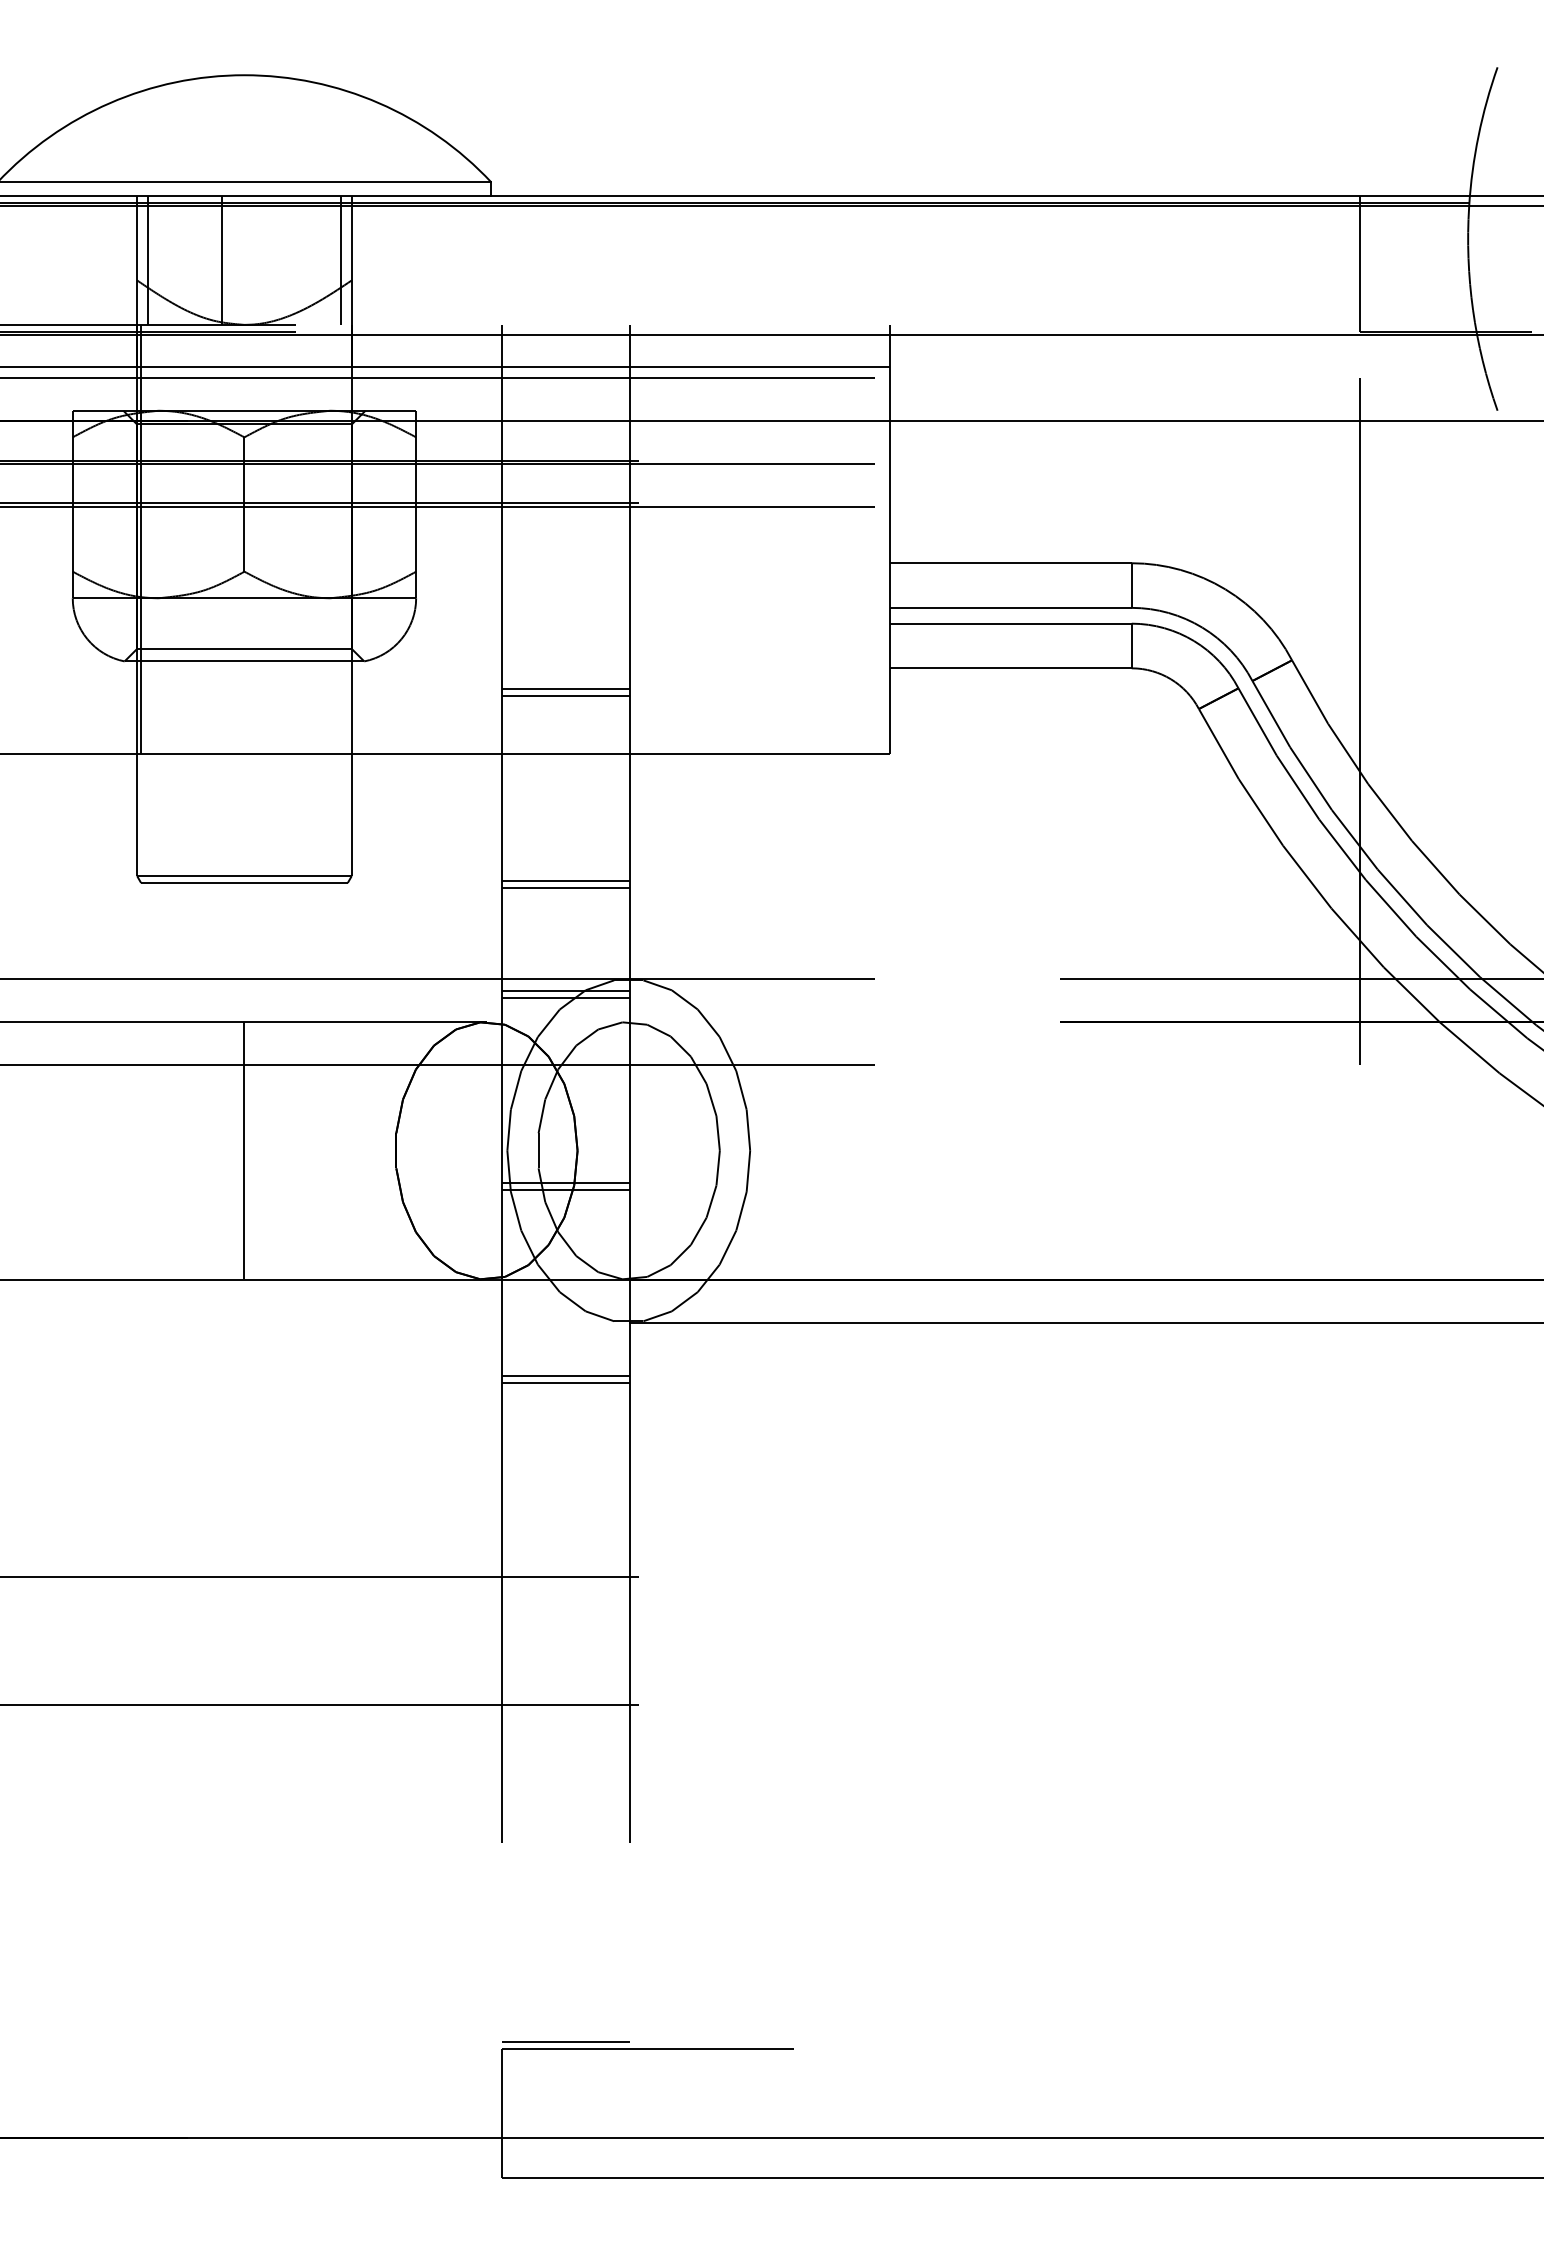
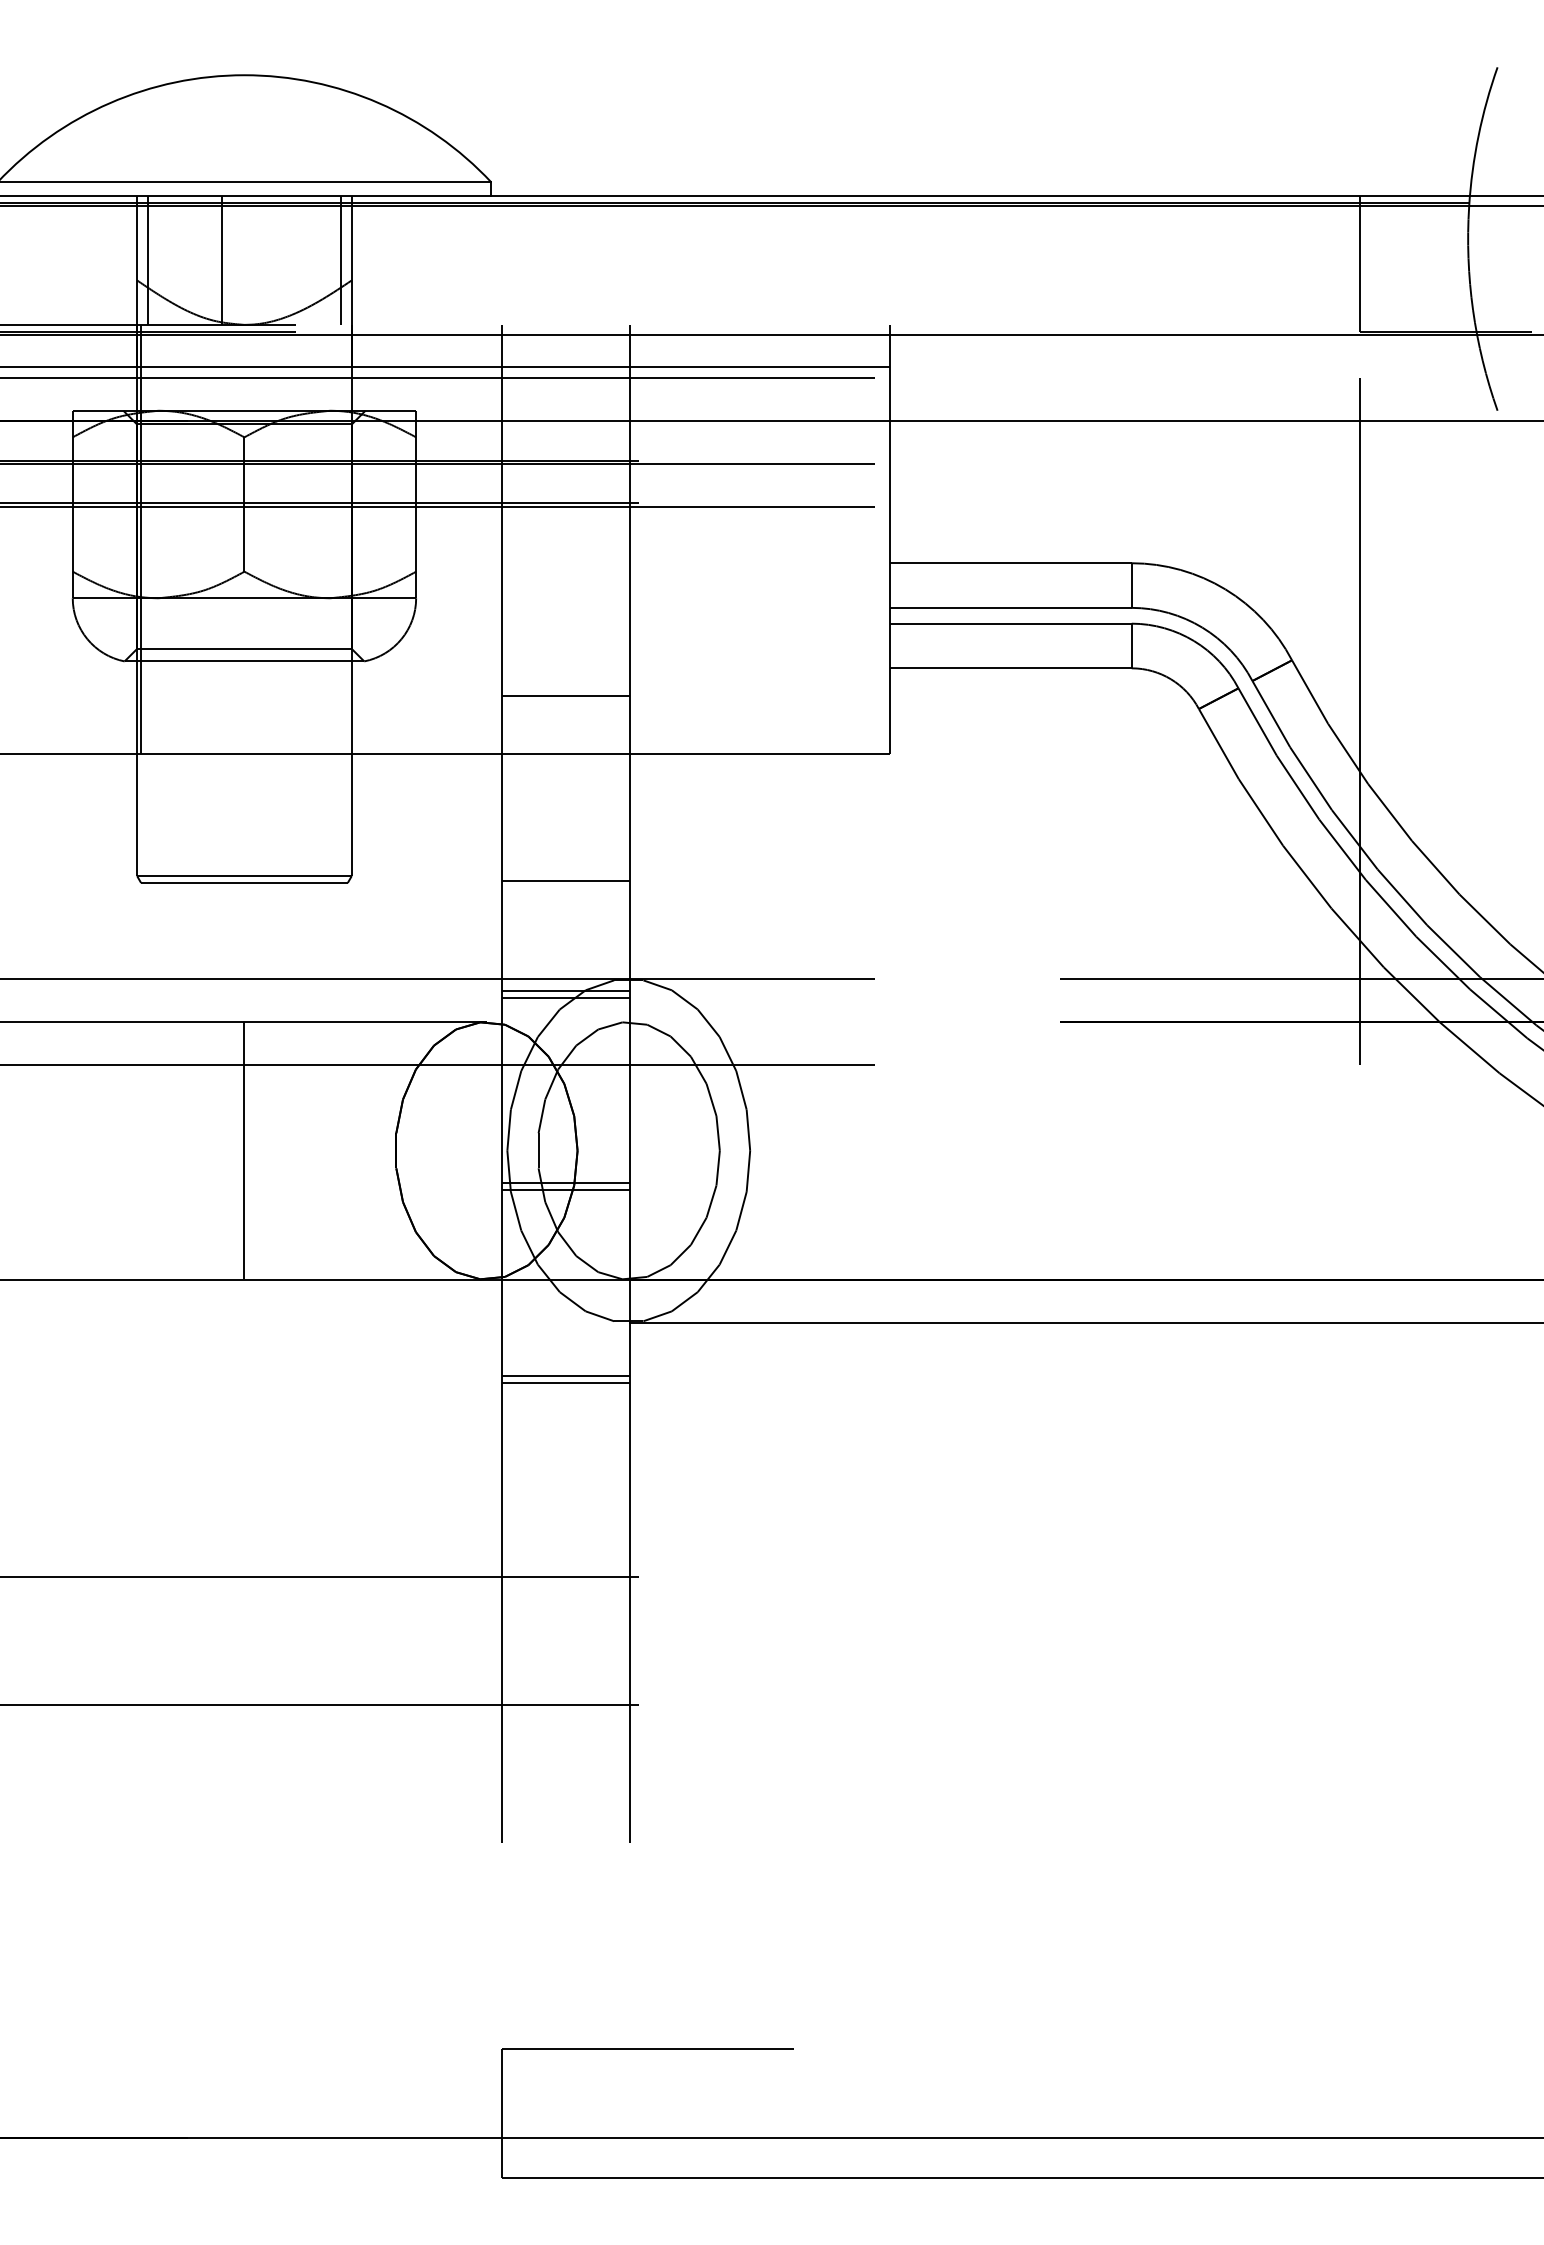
line: present -> none (565, 688)
line: present -> none (565, 888)
line: present -> none (565, 2042)
